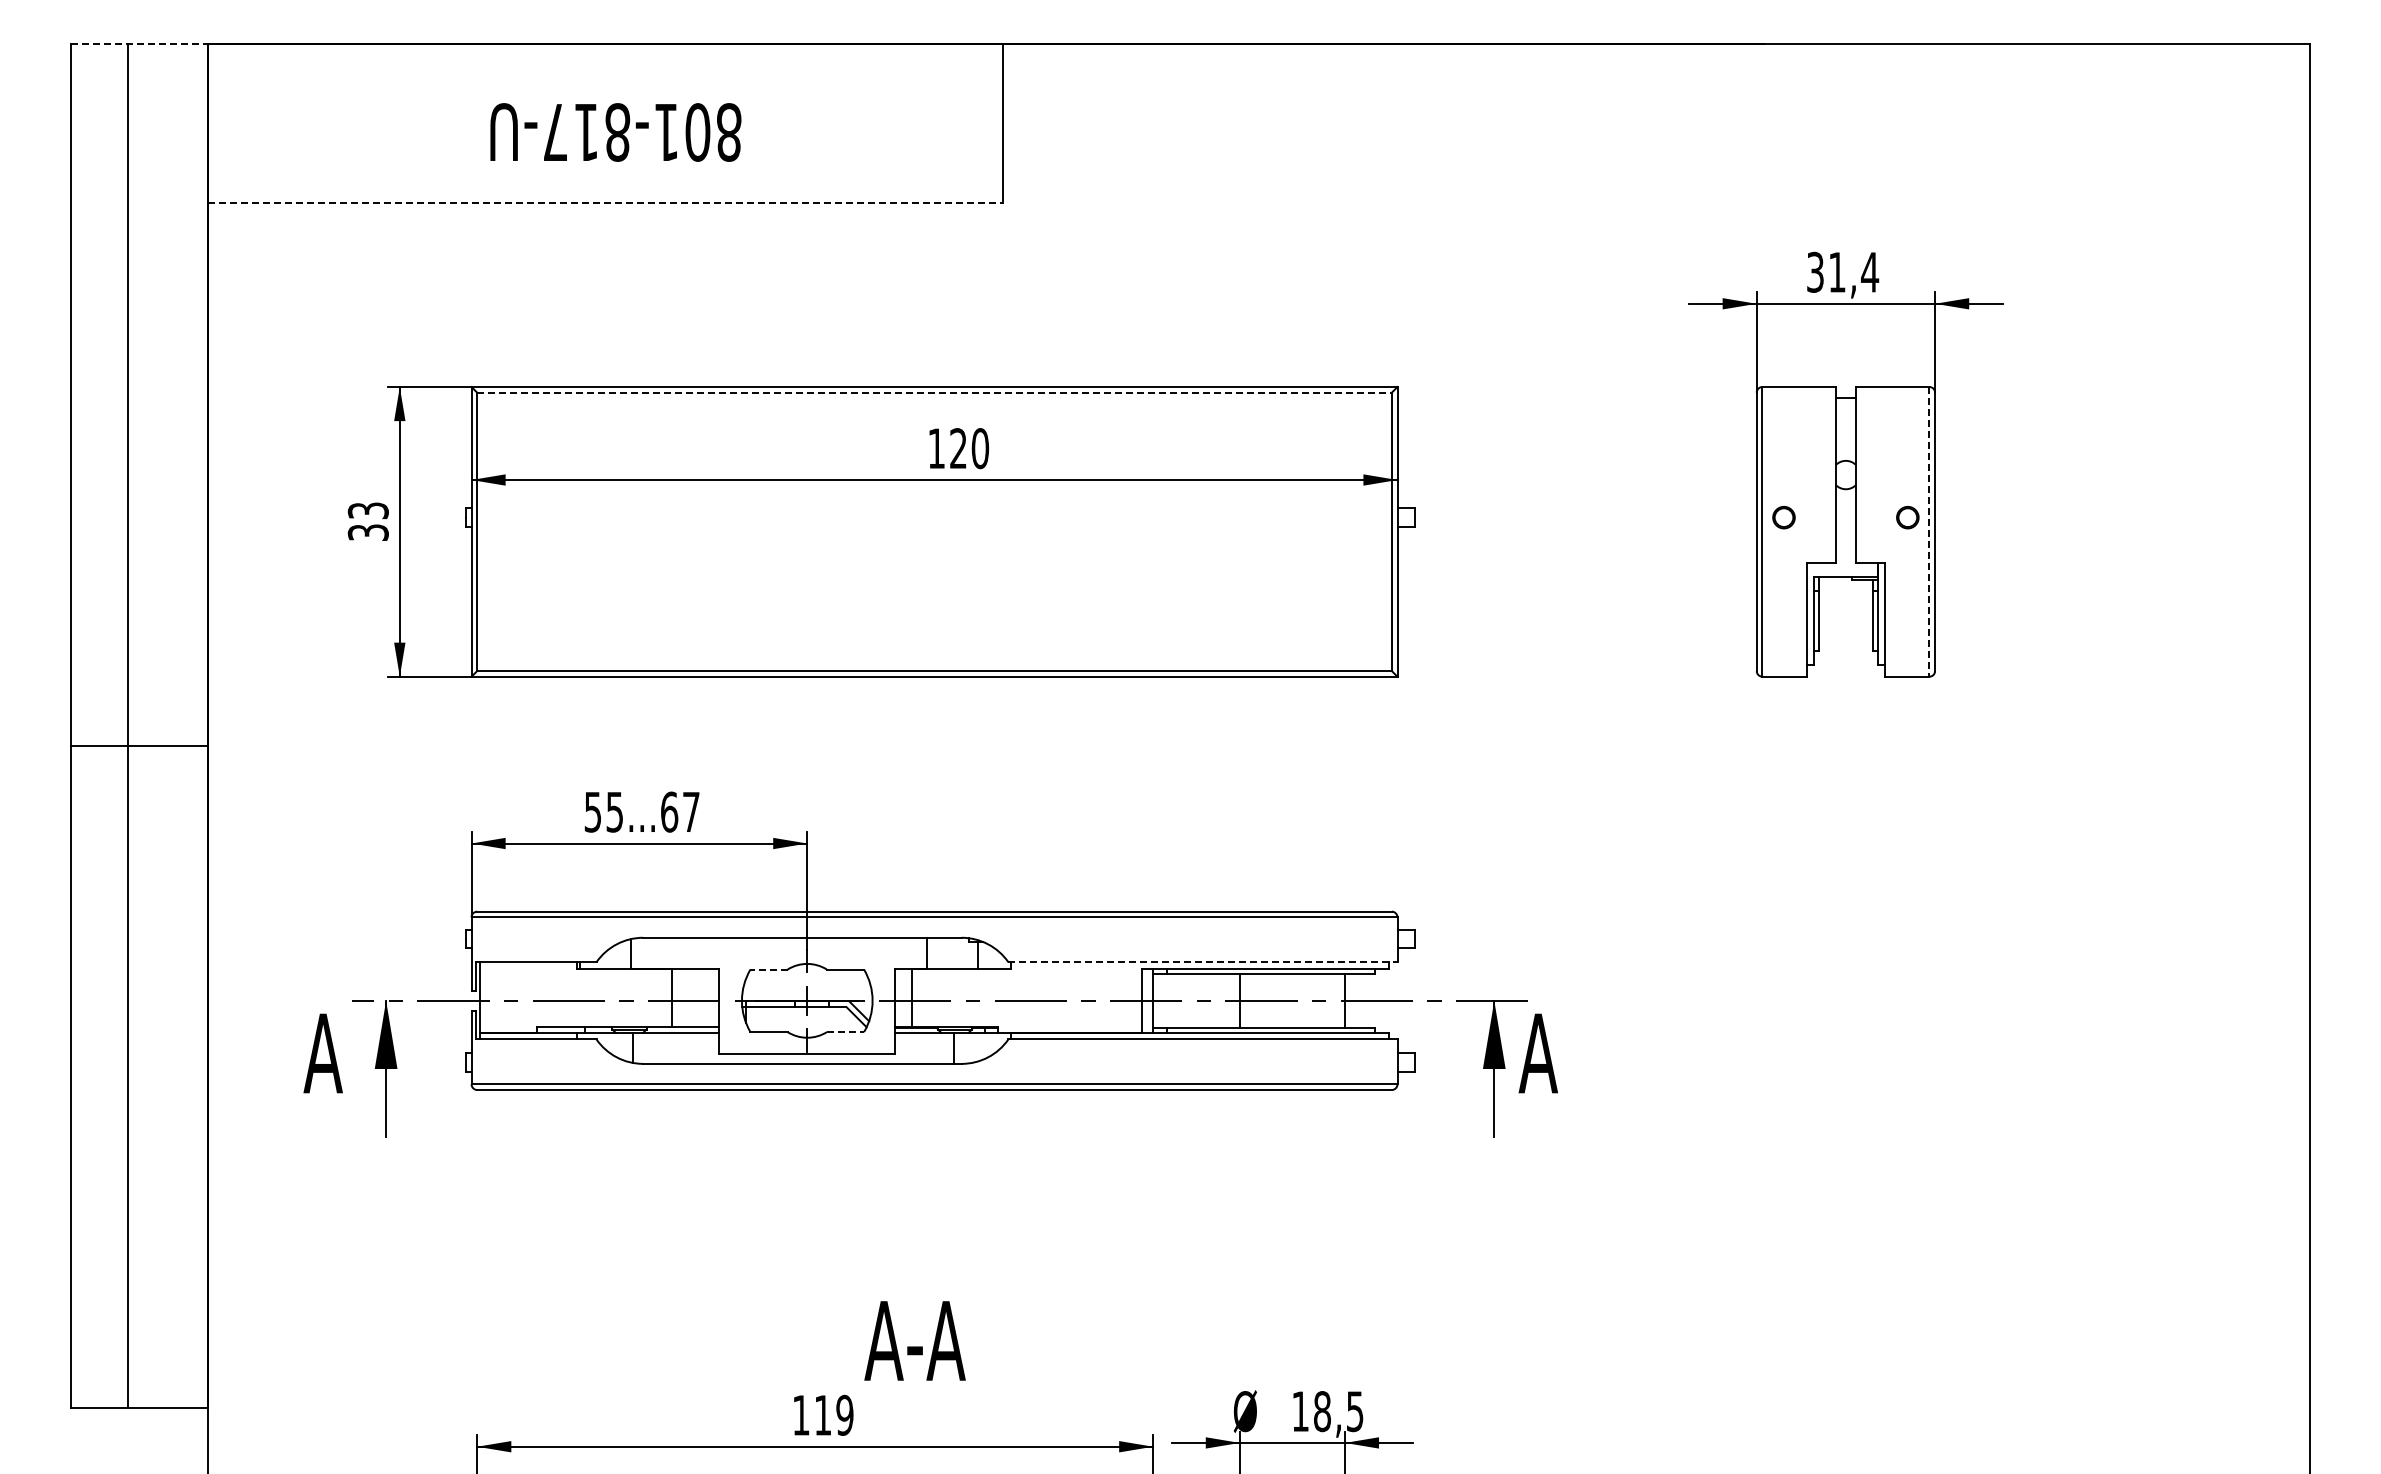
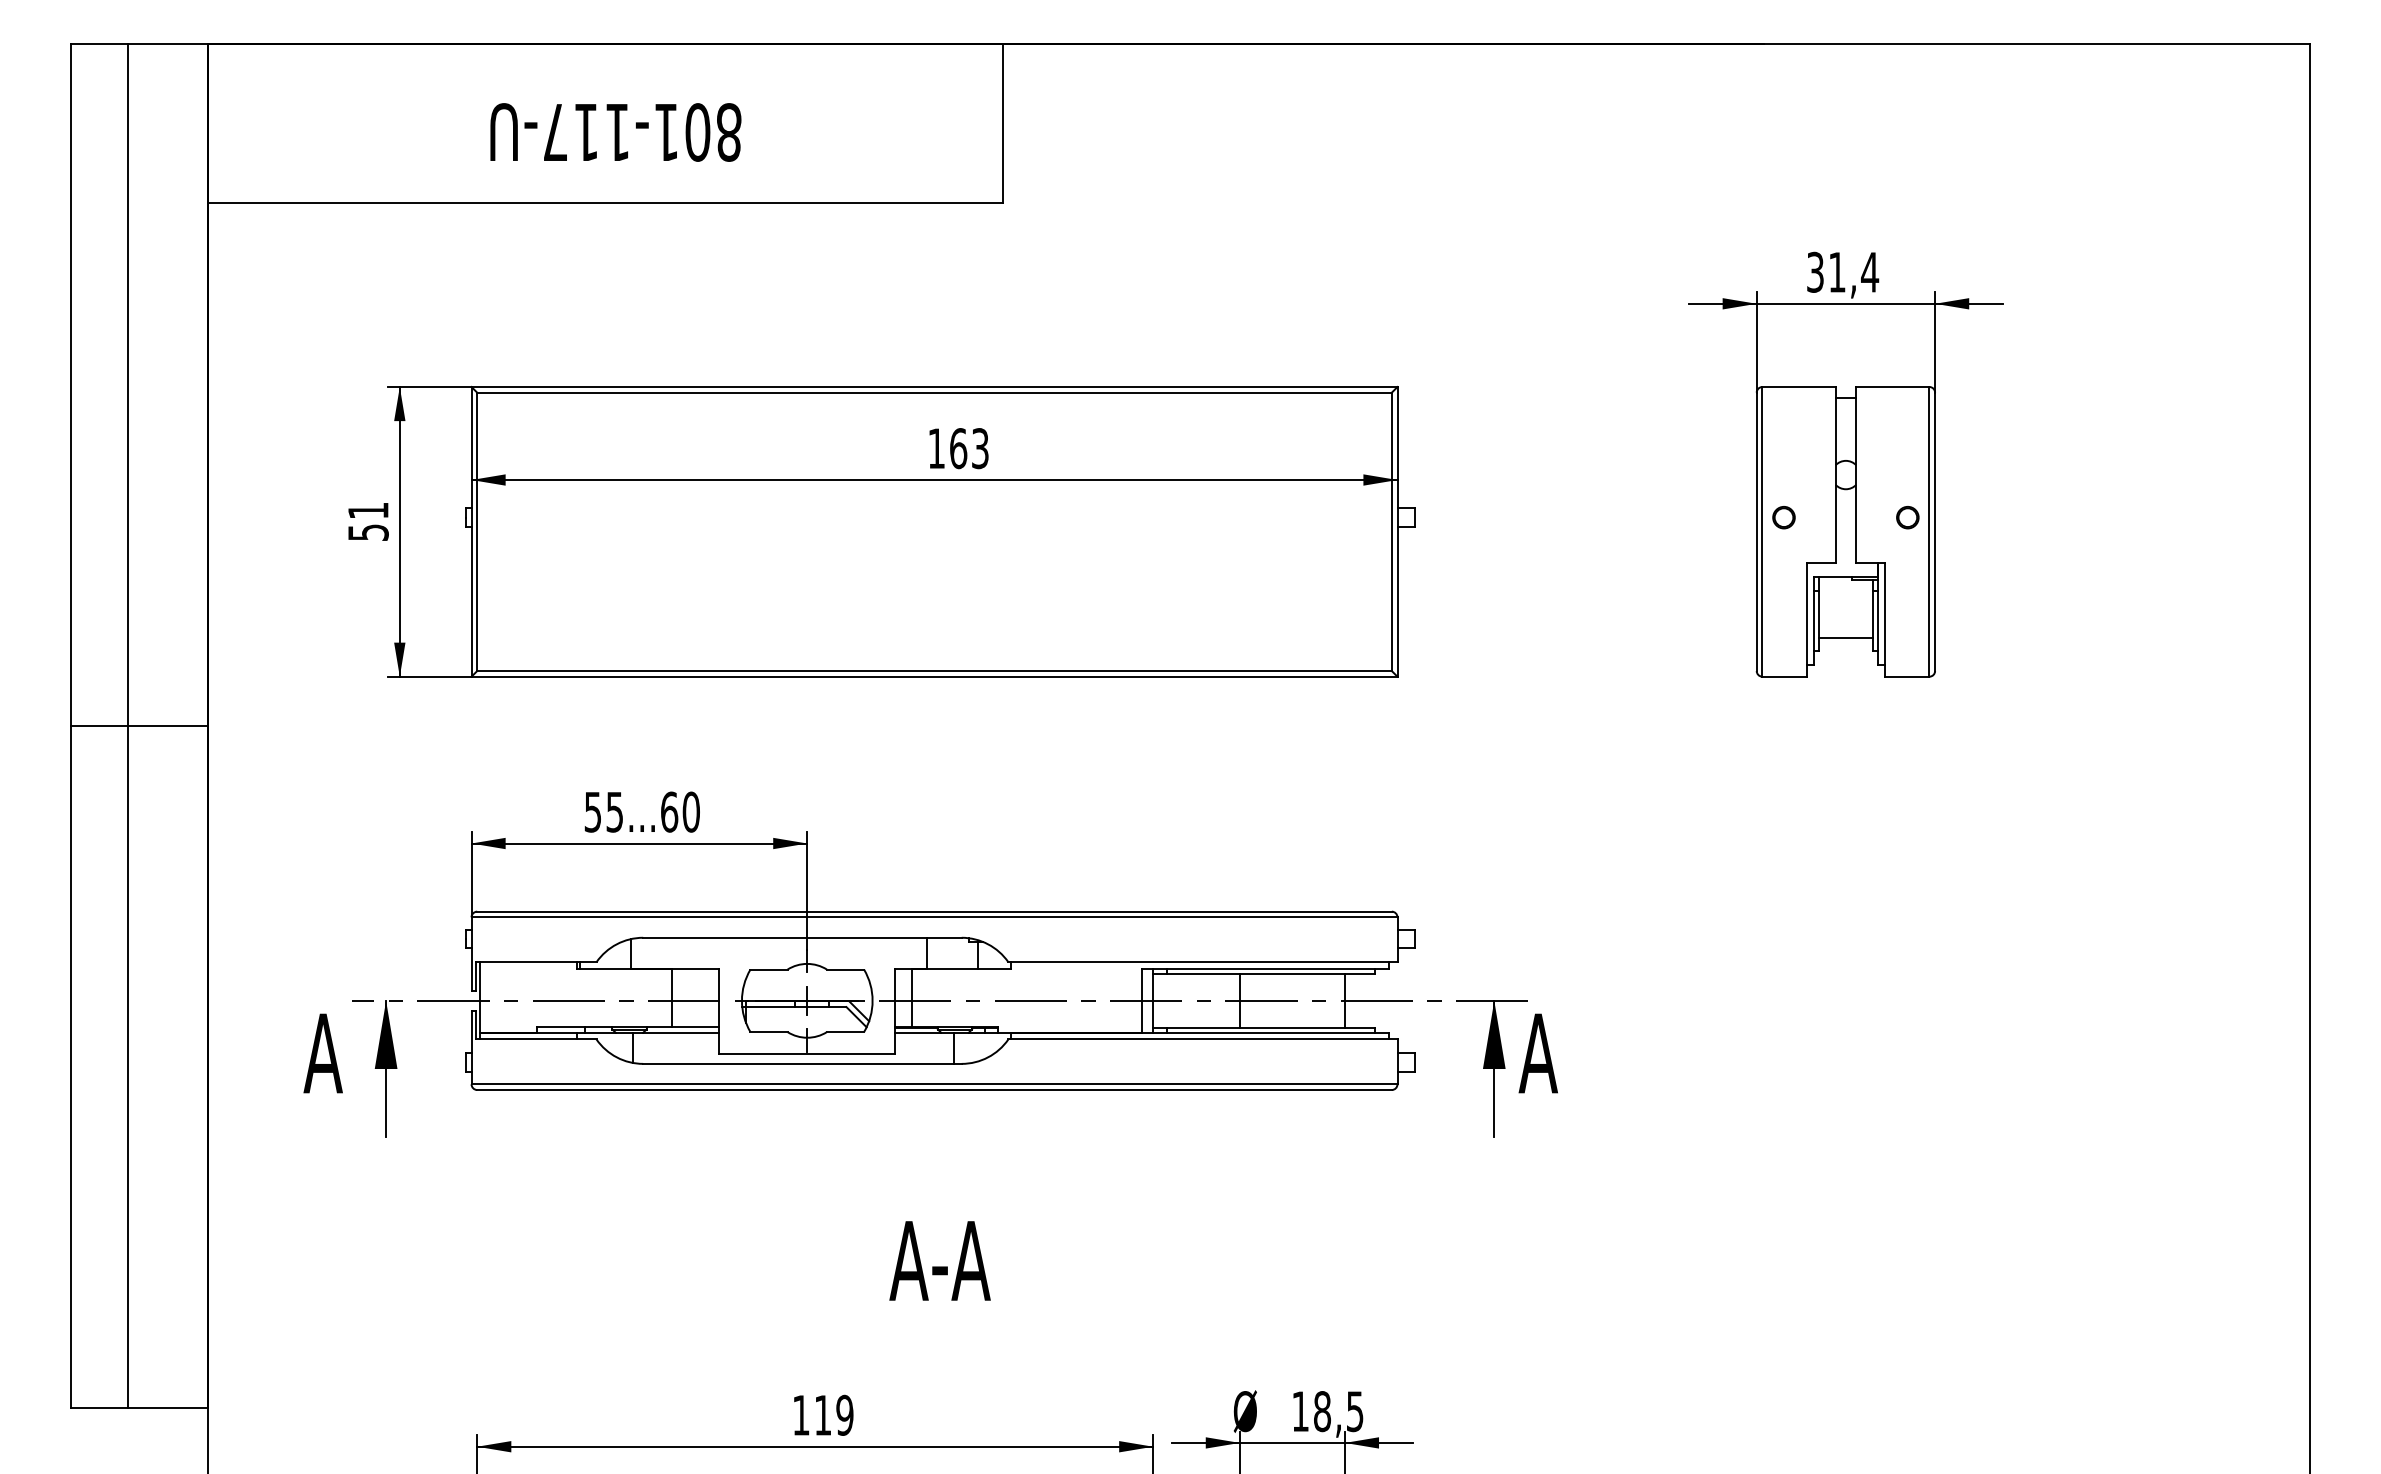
line: dashed -> solid (140, 44)
text: 801-817-U -> 801-117-U (617, 132)
line: dashed -> solid (605, 203)
line: dashed -> solid (935, 392)
text: 120 -> 163 (969, 448)
text: 33 -> 51 (367, 521)
line: dashed -> solid (1929, 531)
line: none -> present (1845, 638)
line position: (139, 746) -> (139, 726) (139, 726)
text: 55...67 -> 55...60 (690, 811)
line: dashed -> solid (1202, 962)
line: dashed -> solid (769, 969)
line: dashed -> solid (845, 1032)
text position: (914, 1340) -> (939, 1260) (939, 1260)
